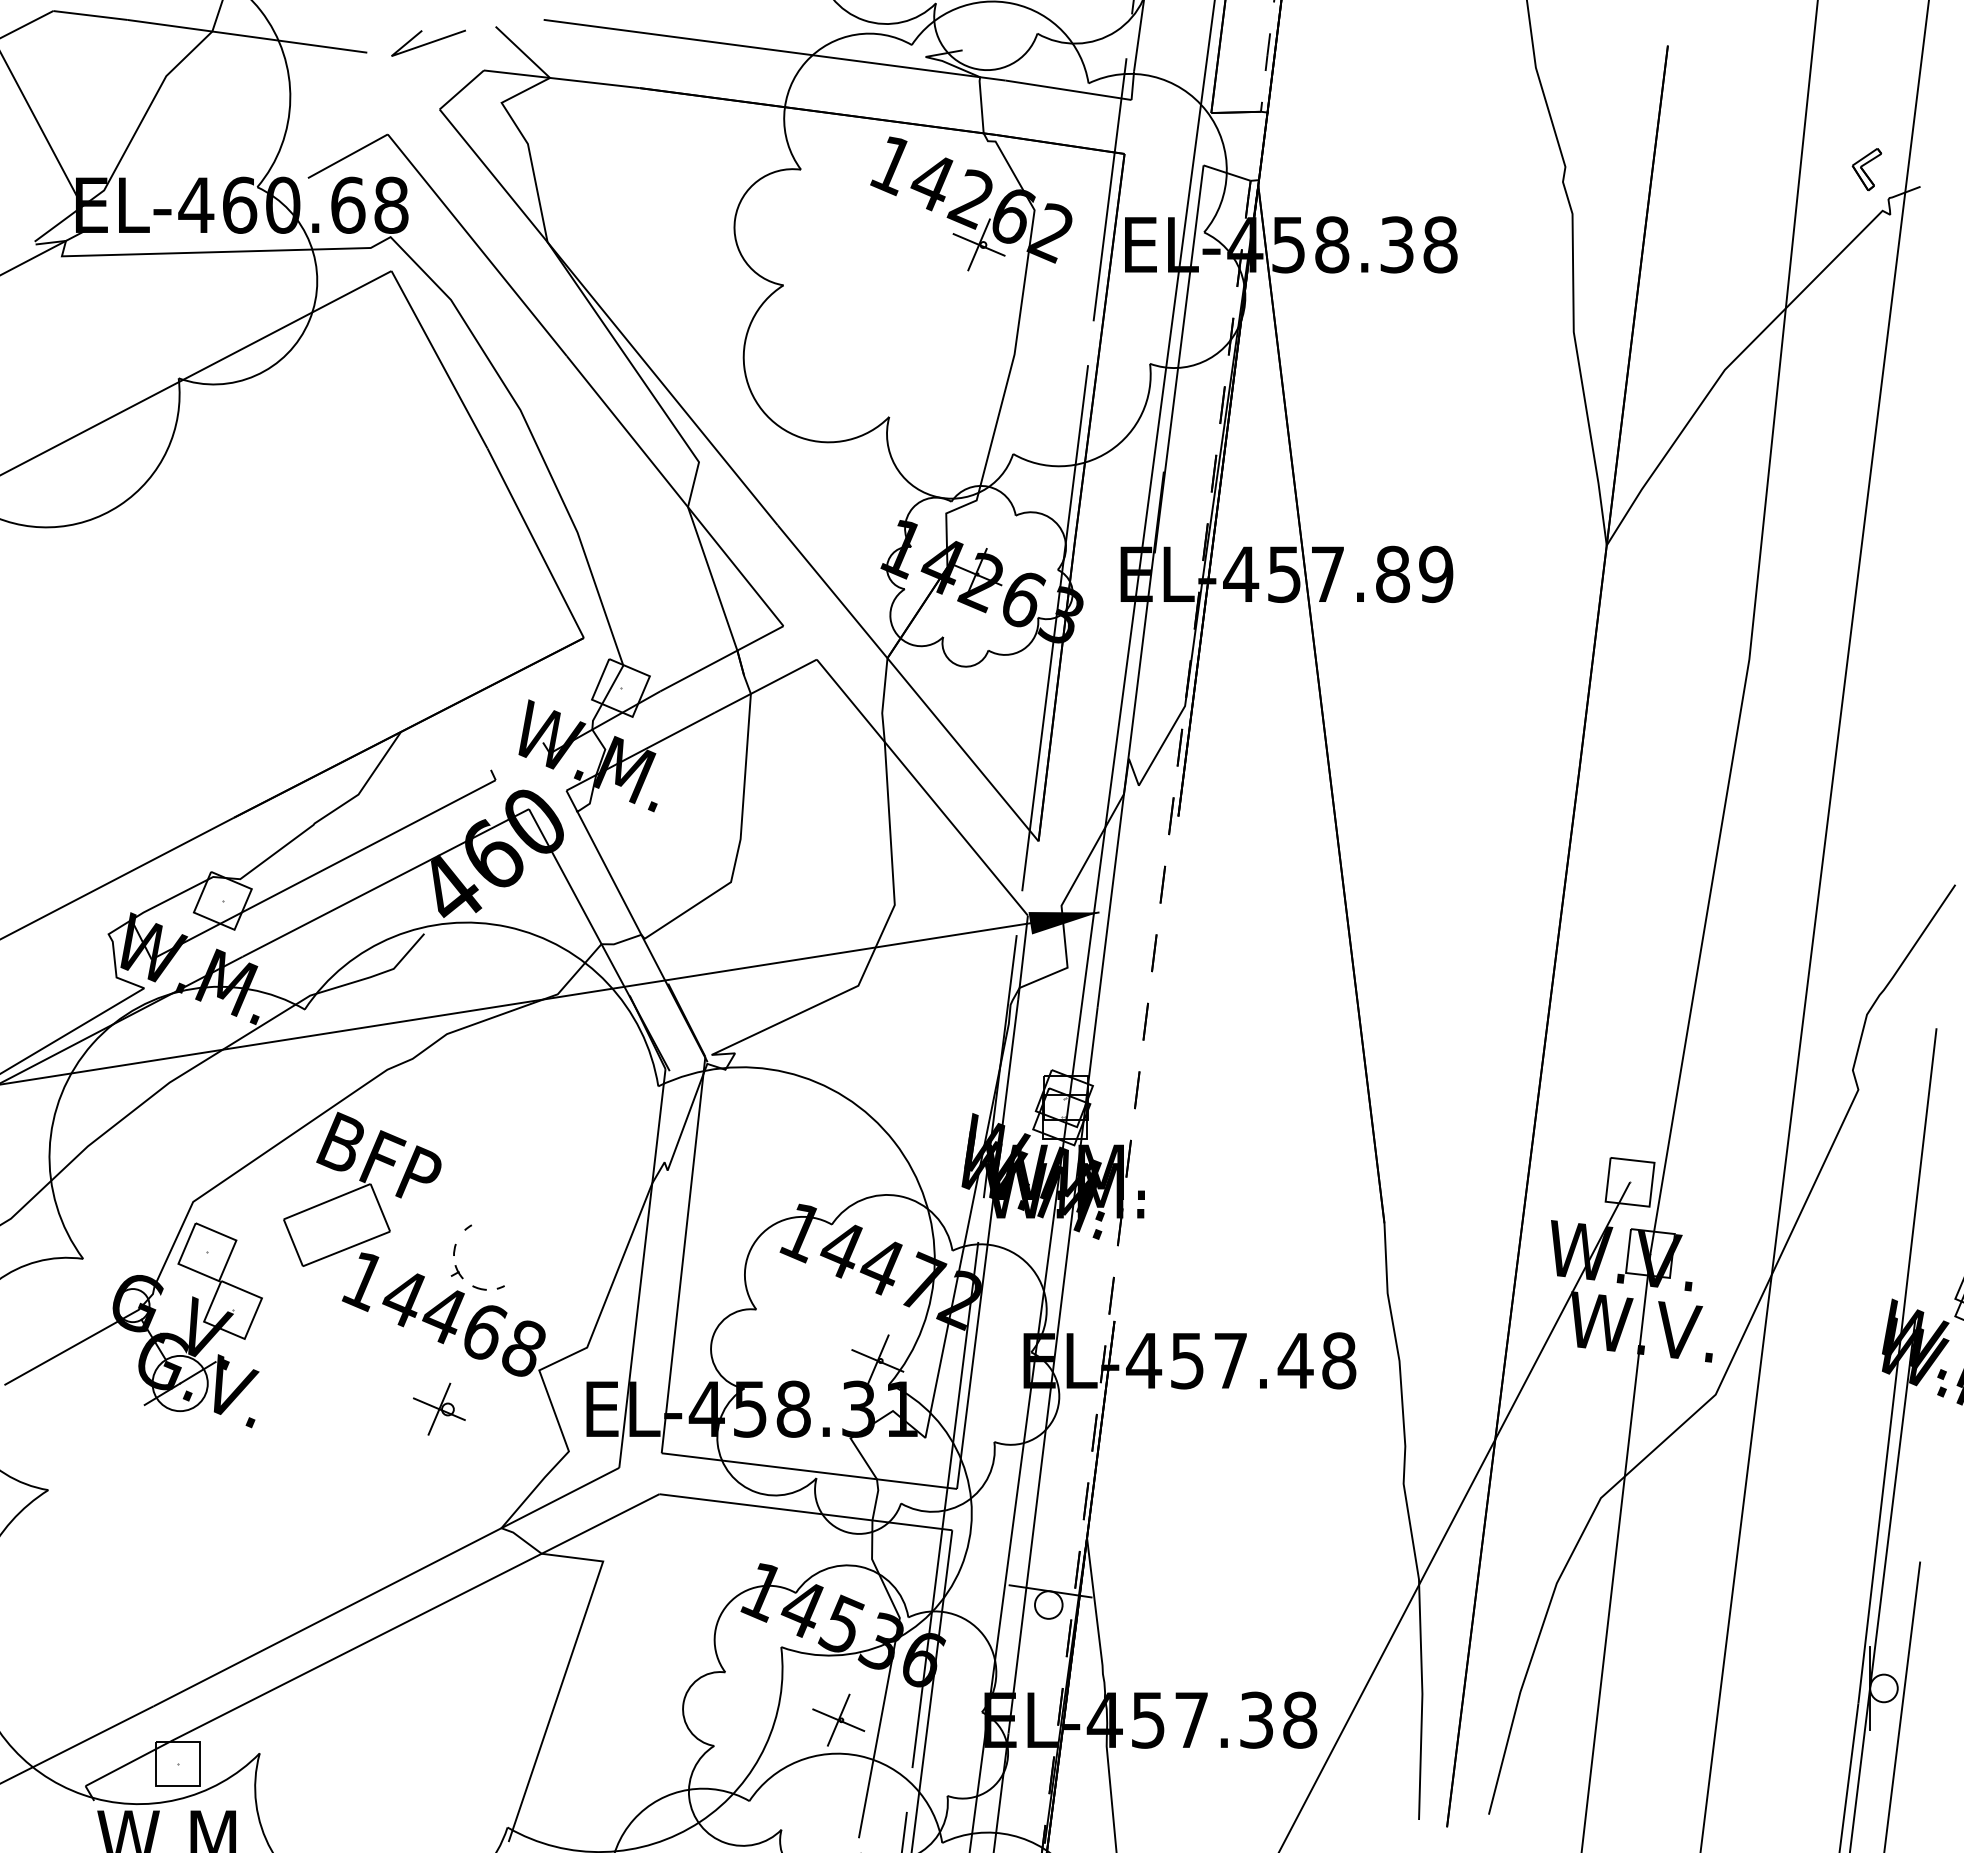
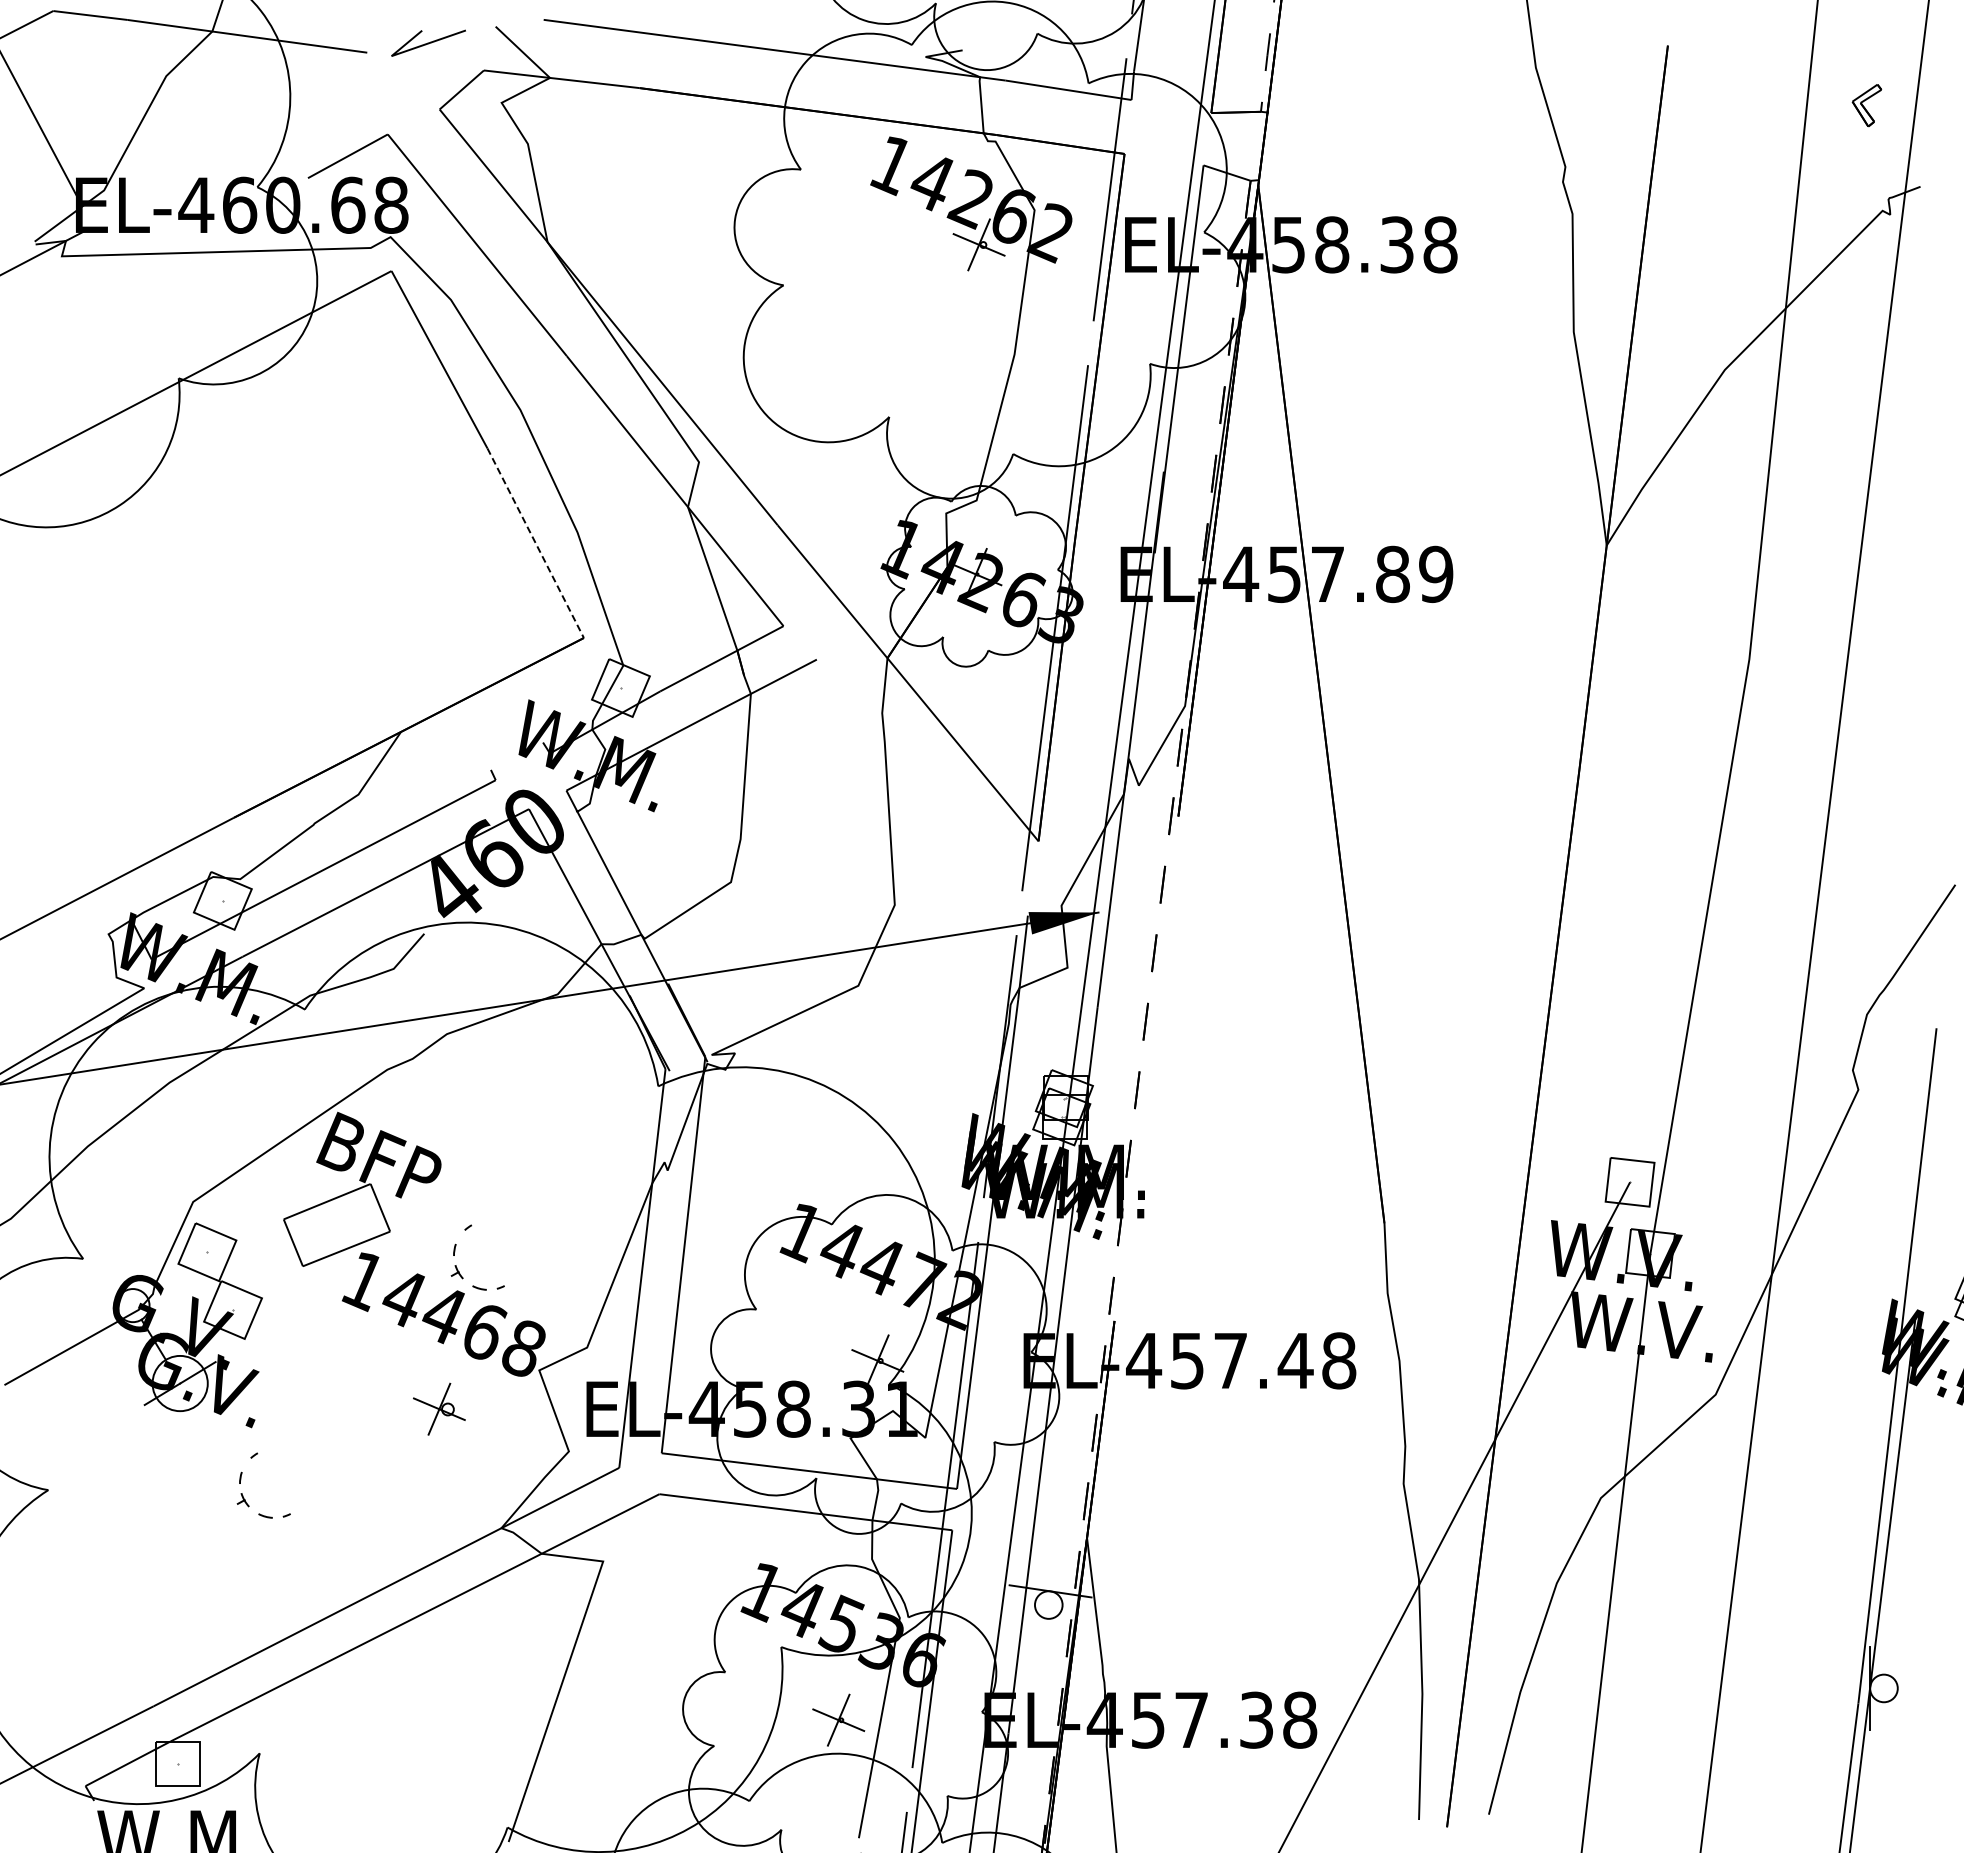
part position: (1866, 169) -> (1866, 105) (1866, 105)
line: solid -> dashed (535, 543)
line: present -> none (921, 787)
part: none -> present (243, 1495)
line: present -> none (1902, 1705)
